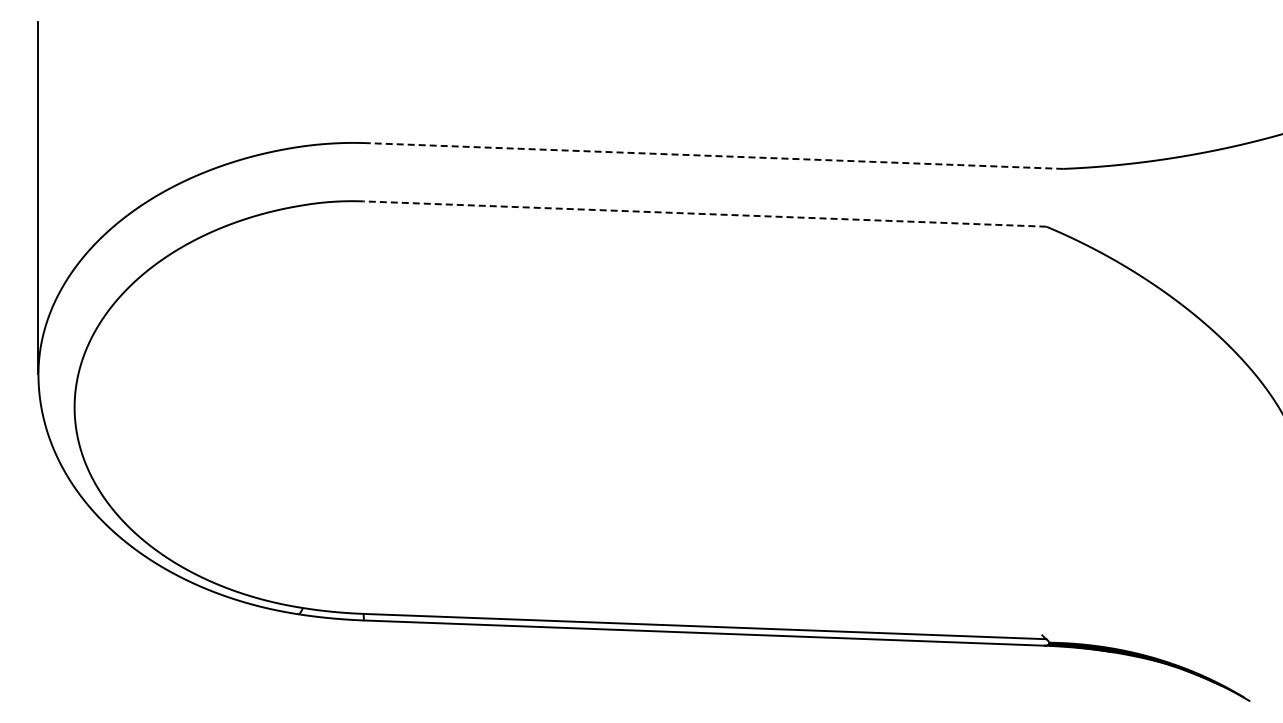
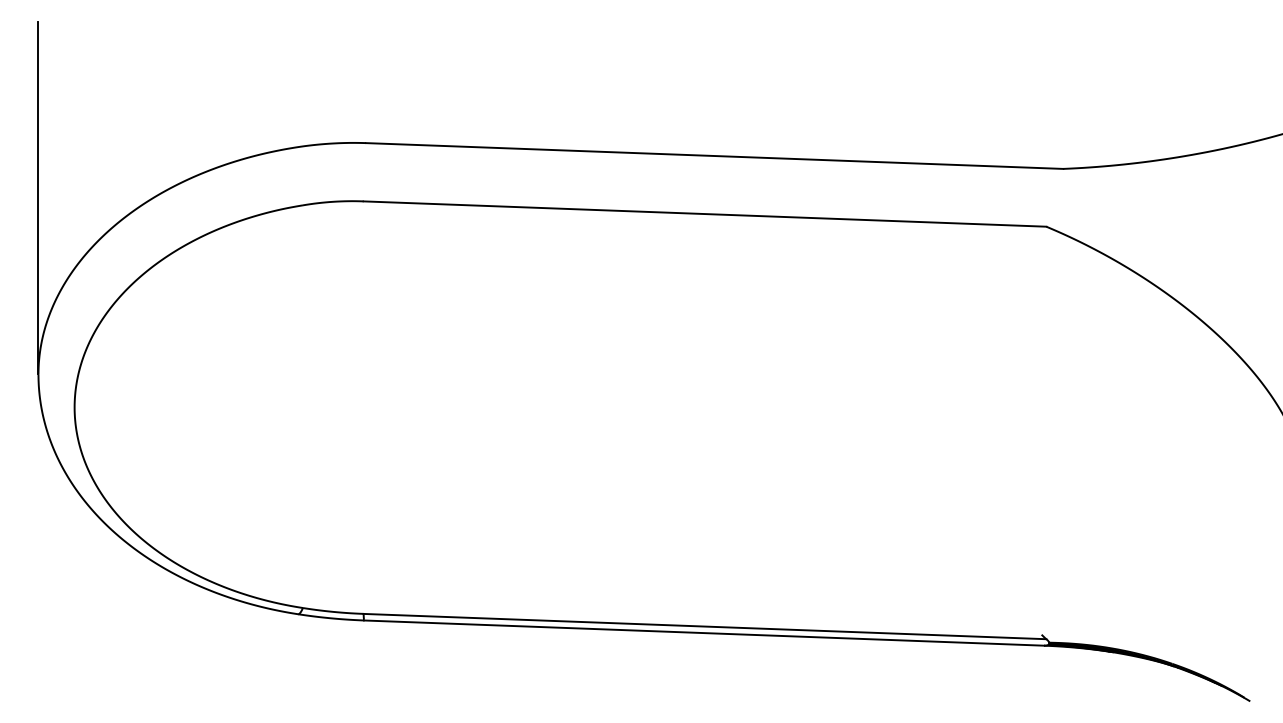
line: dashed -> solid (714, 156)
line: dashed -> solid (705, 214)
